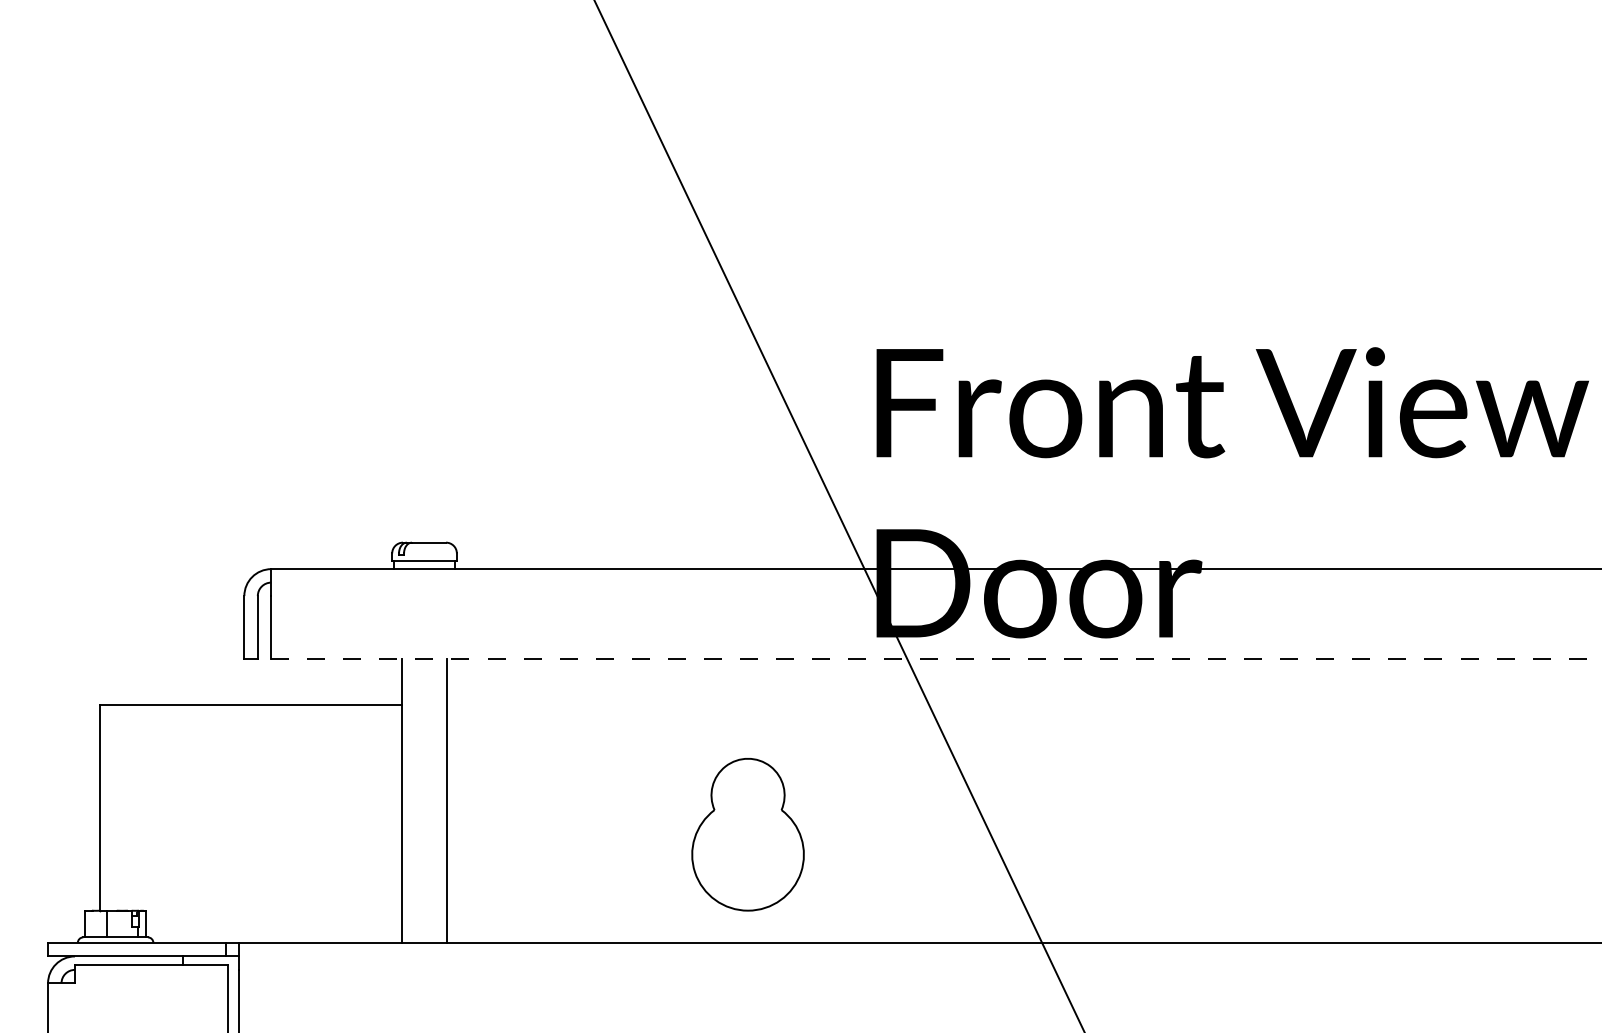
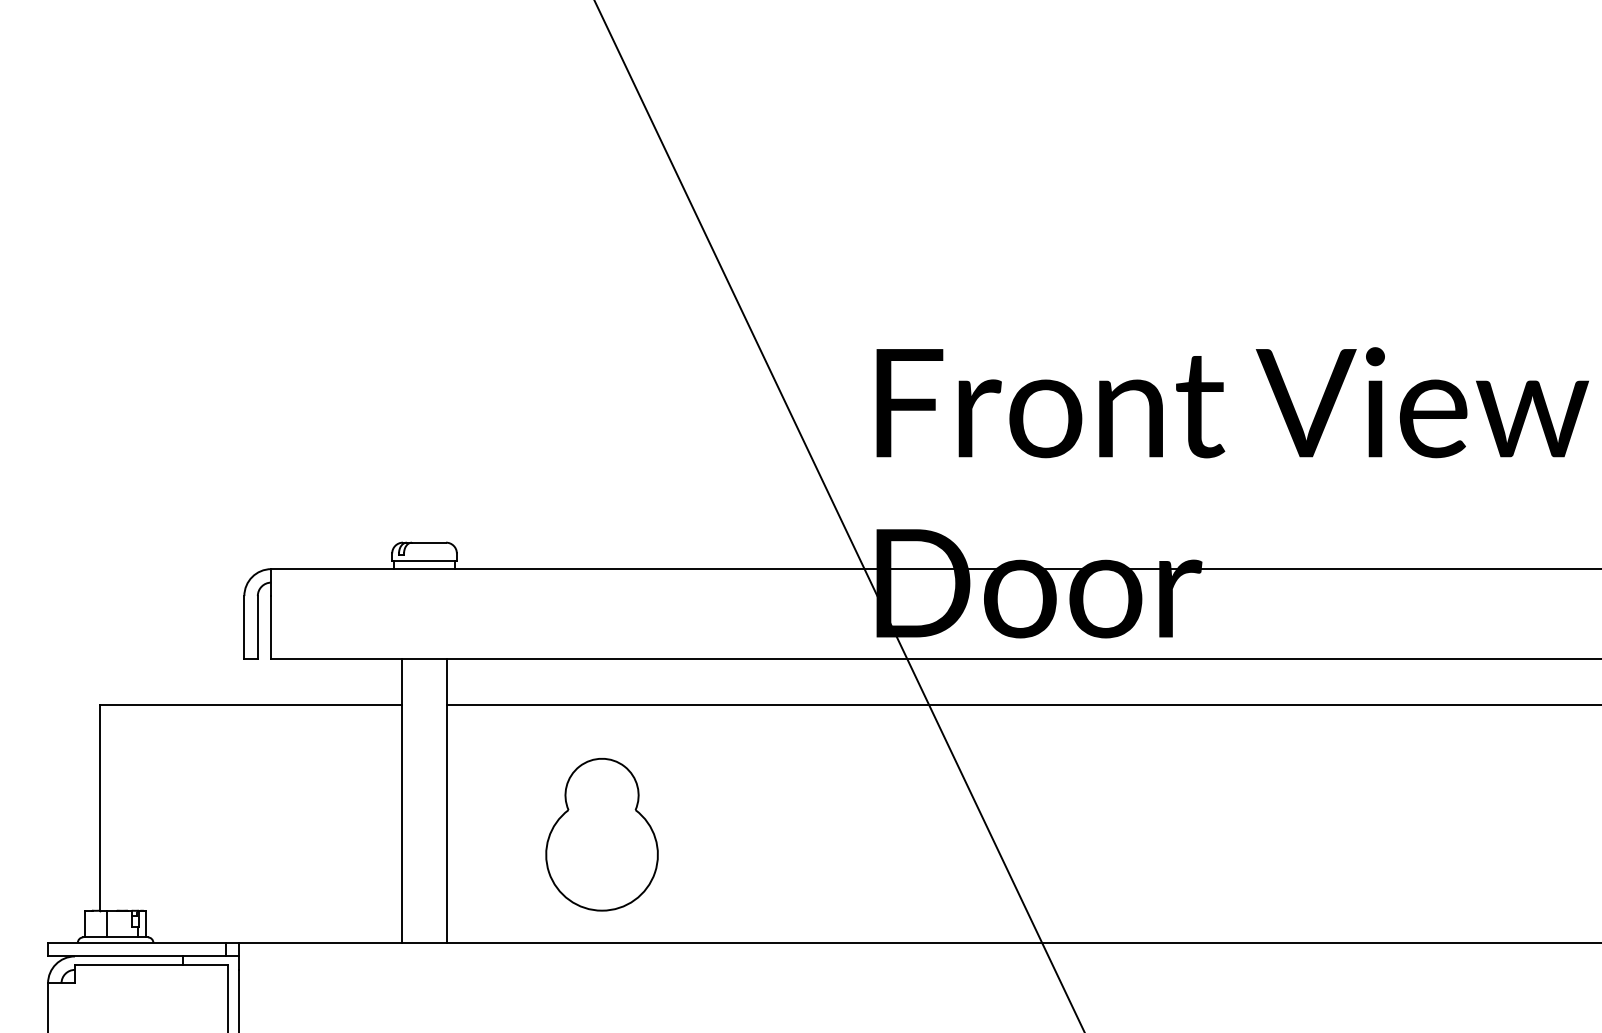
line: dashed -> solid (936, 659)
line: none -> present (1022, 705)
part position: (747, 834) -> (601, 834) (601, 834)
